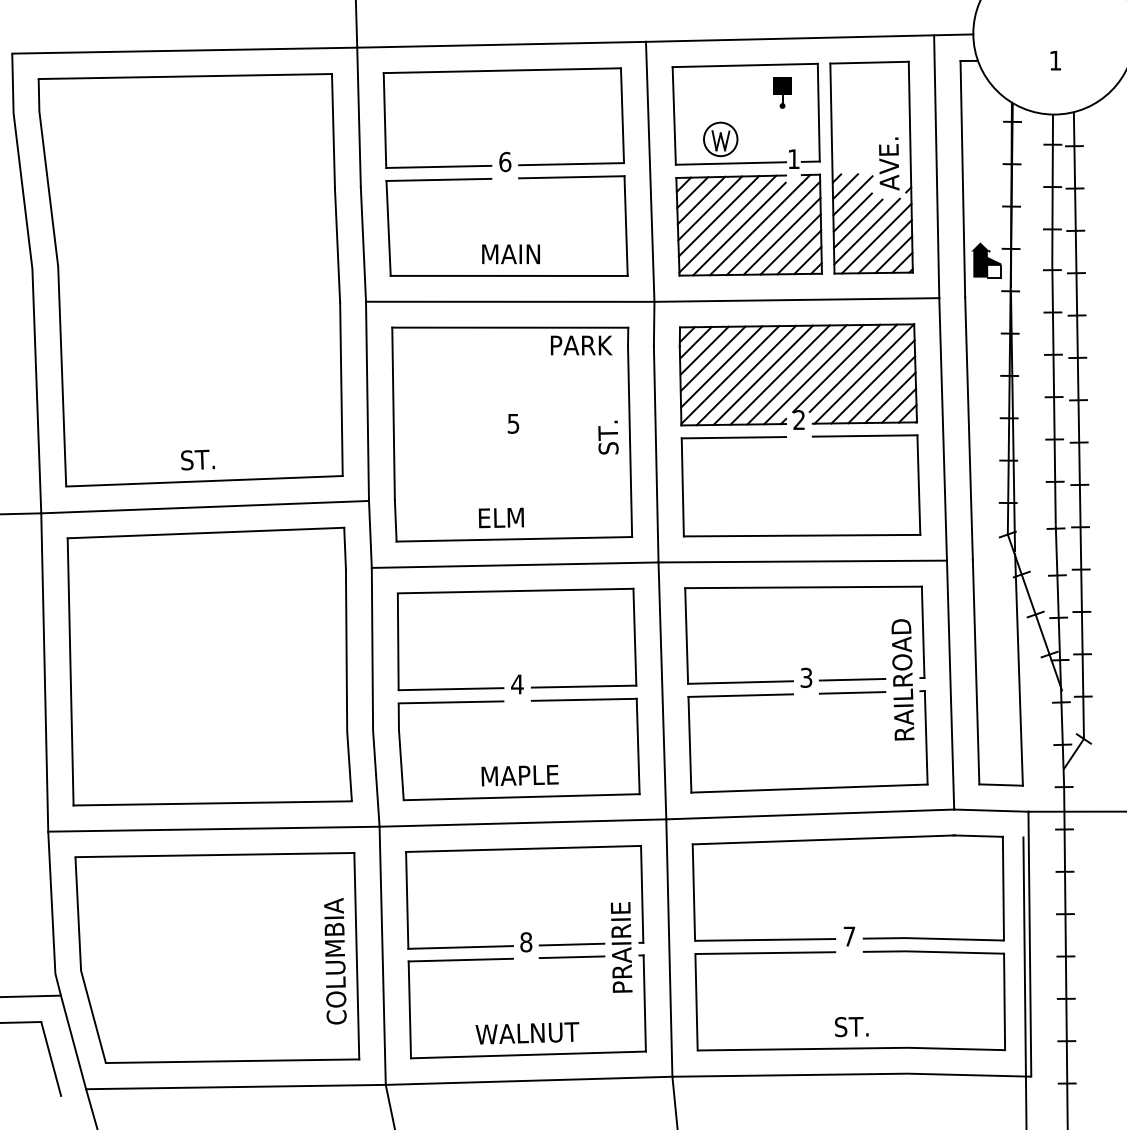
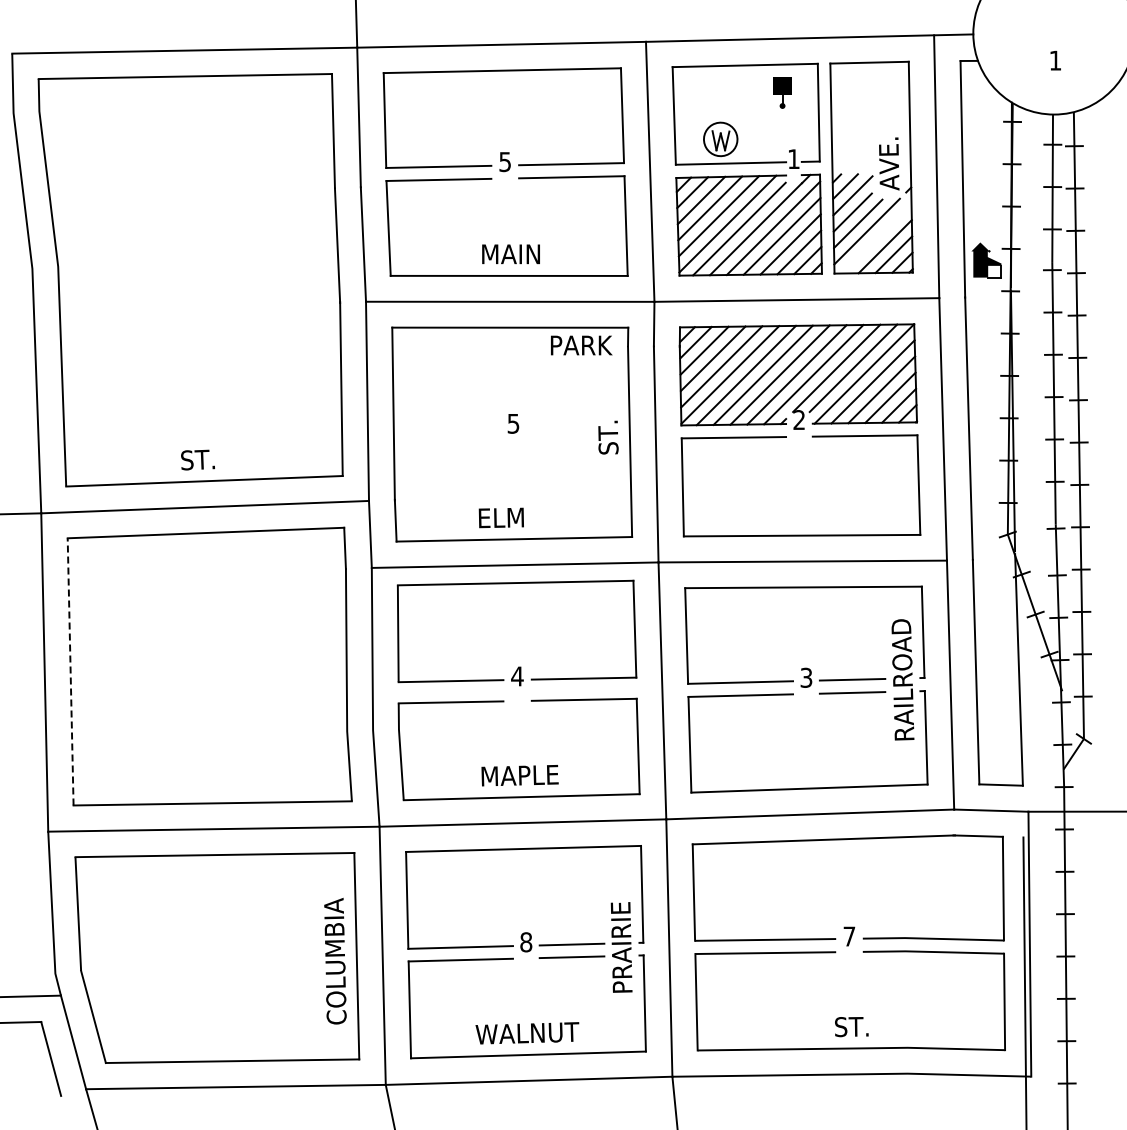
text: 6 -> 5 (505, 161)
line: present -> none (876, 238)
line: solid -> dashed (70, 671)
part position: (518, 674) -> (518, 666) (518, 666)
